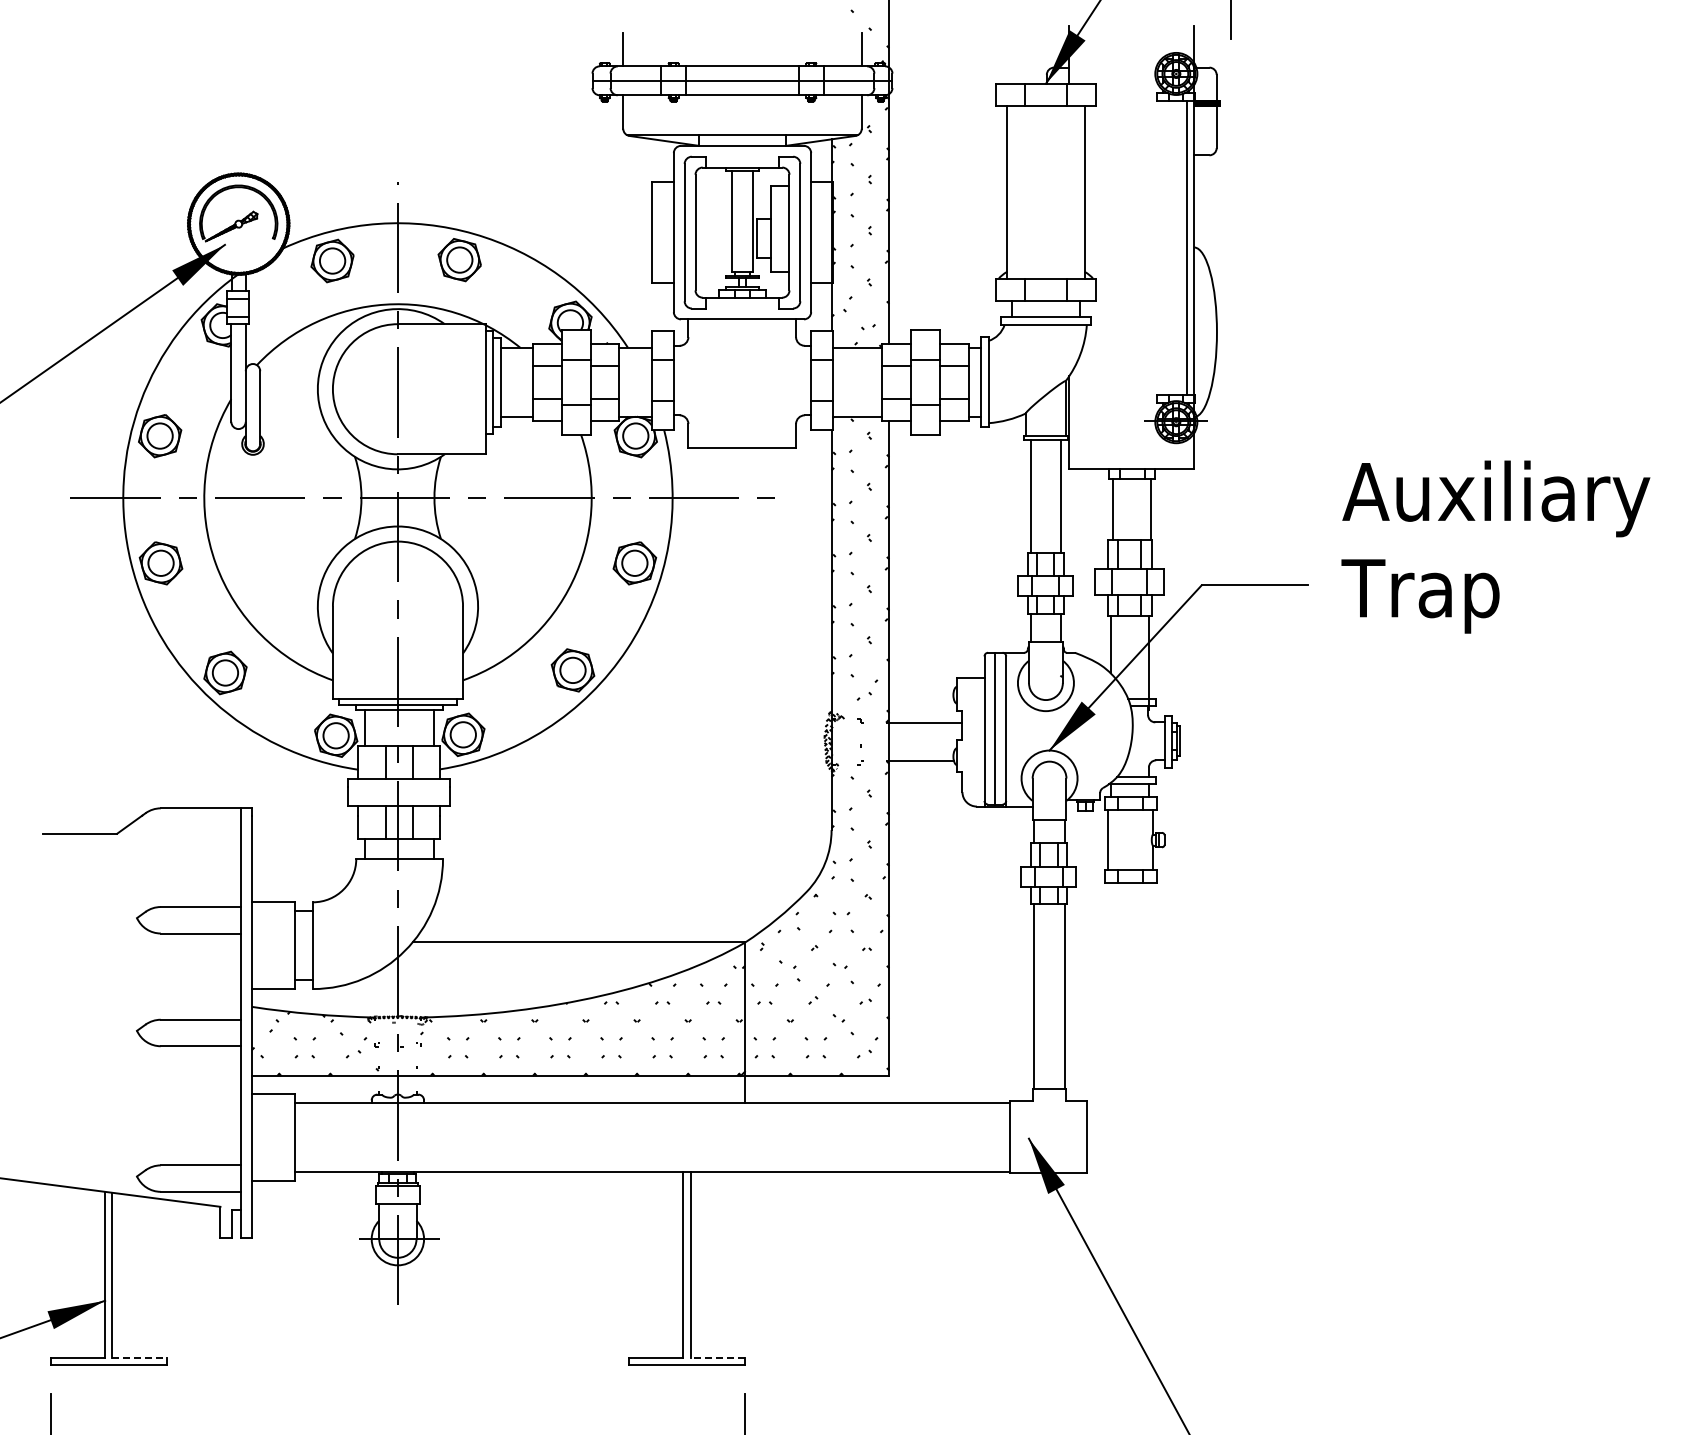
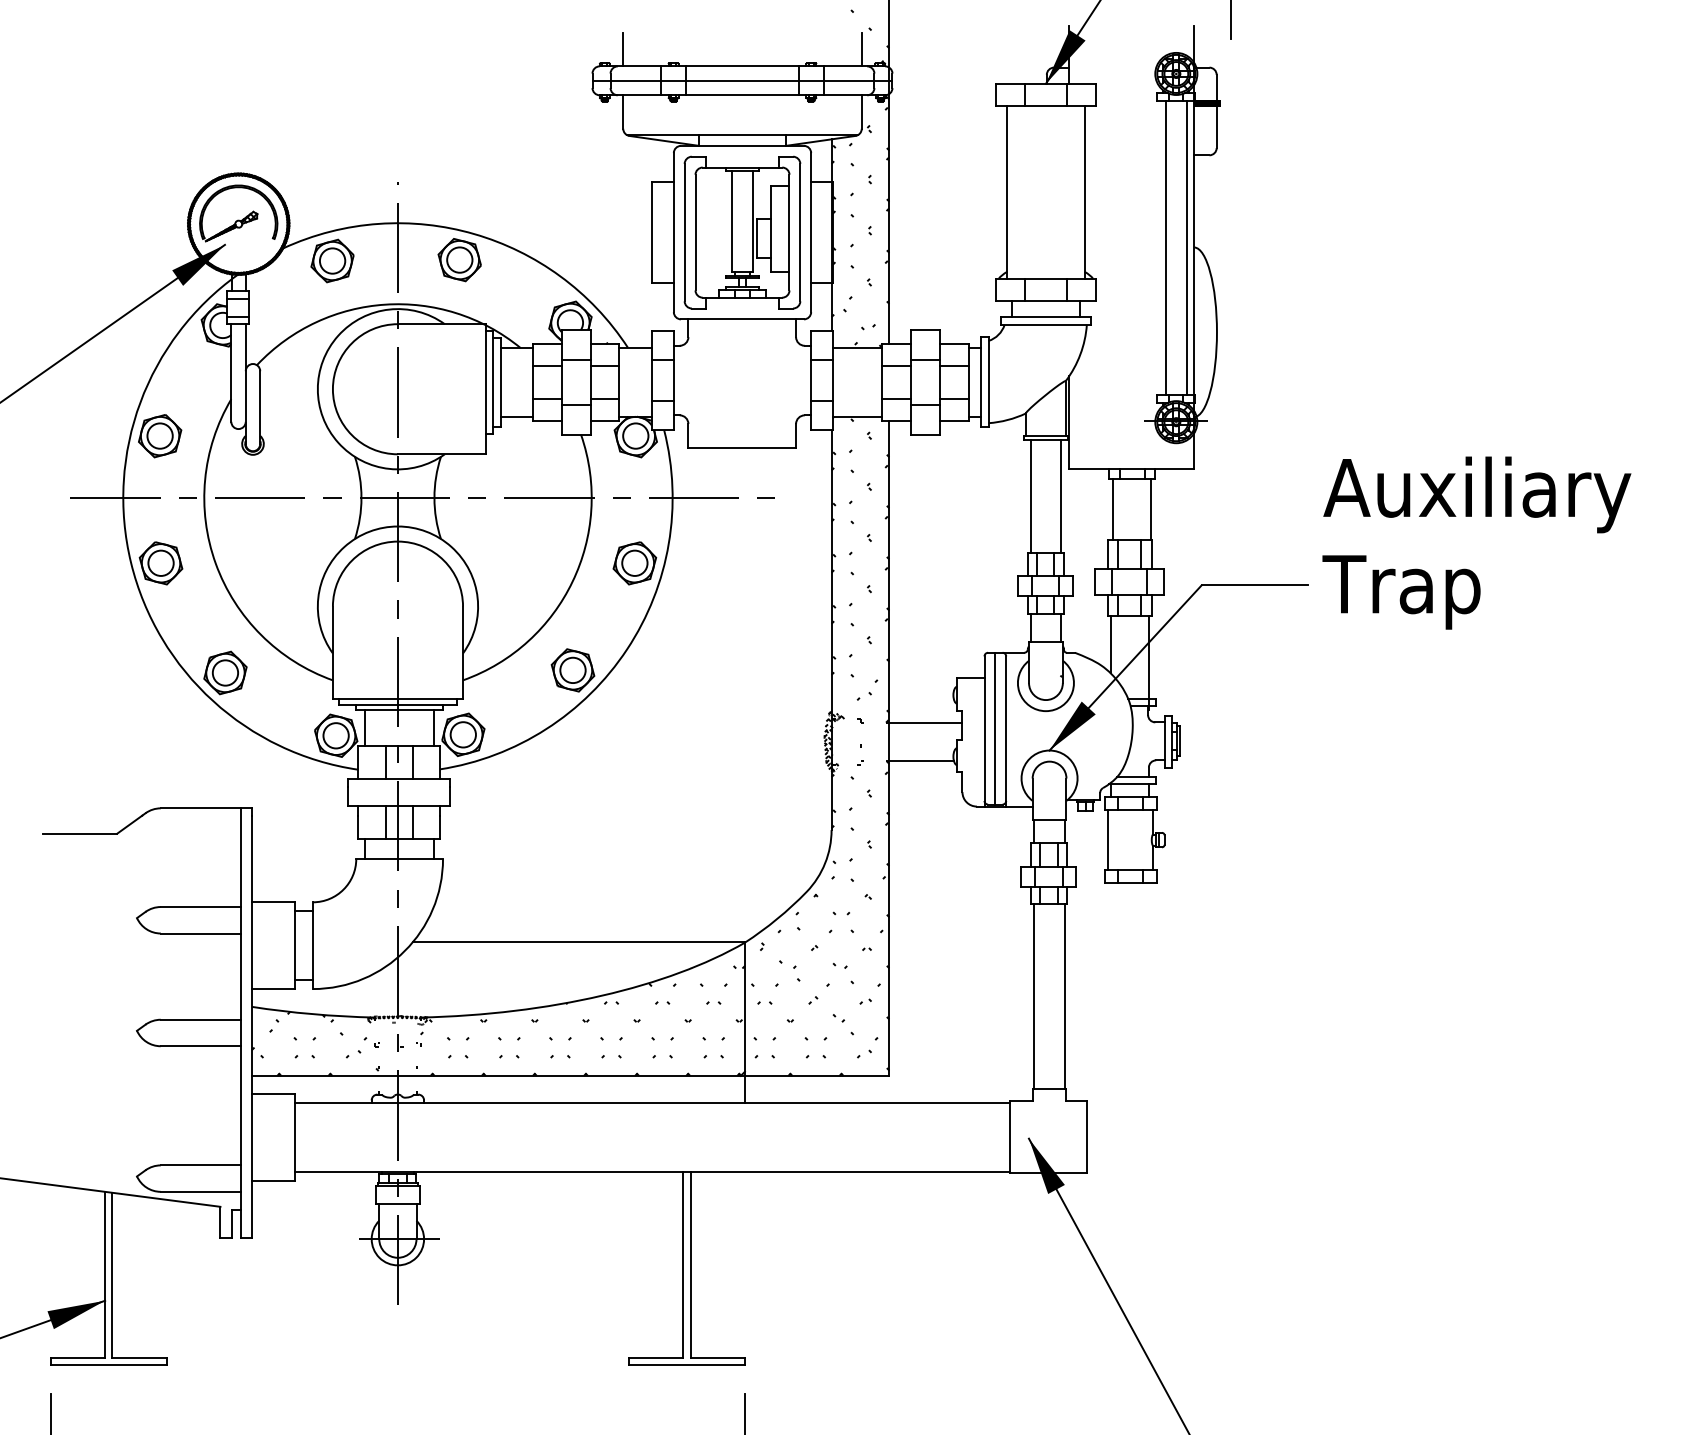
line: none -> present (1166, 248)
text position: (1495, 546) -> (1476, 542) (1476, 542)
line: dashed -> solid (139, 1357)
line: dashed -> solid (717, 1357)
